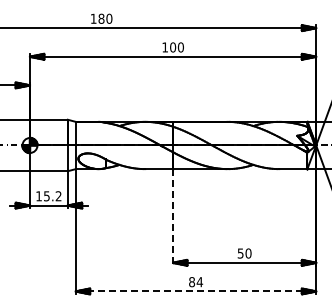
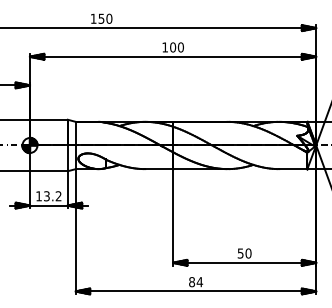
text: 180 -> 150 (101, 18)
text: 15.2 -> 13.2 (46, 195)
line: dashed -> solid (173, 217)
line: dashed -> solid (196, 291)
